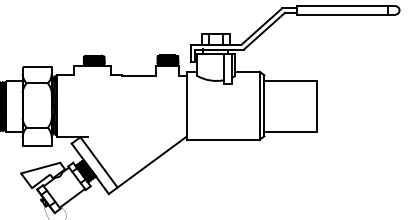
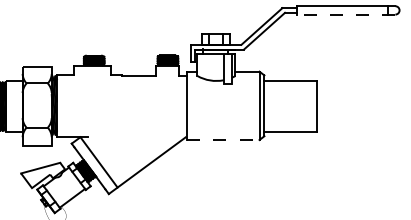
line: solid -> dashed (345, 14)
line: solid -> dashed (224, 140)
